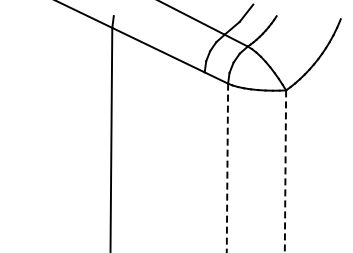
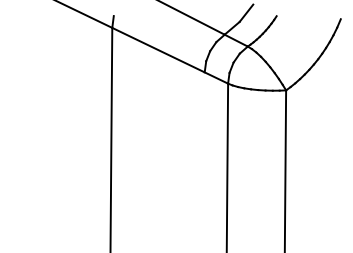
line: dashed -> solid (227, 168)
line: dashed -> solid (285, 171)
